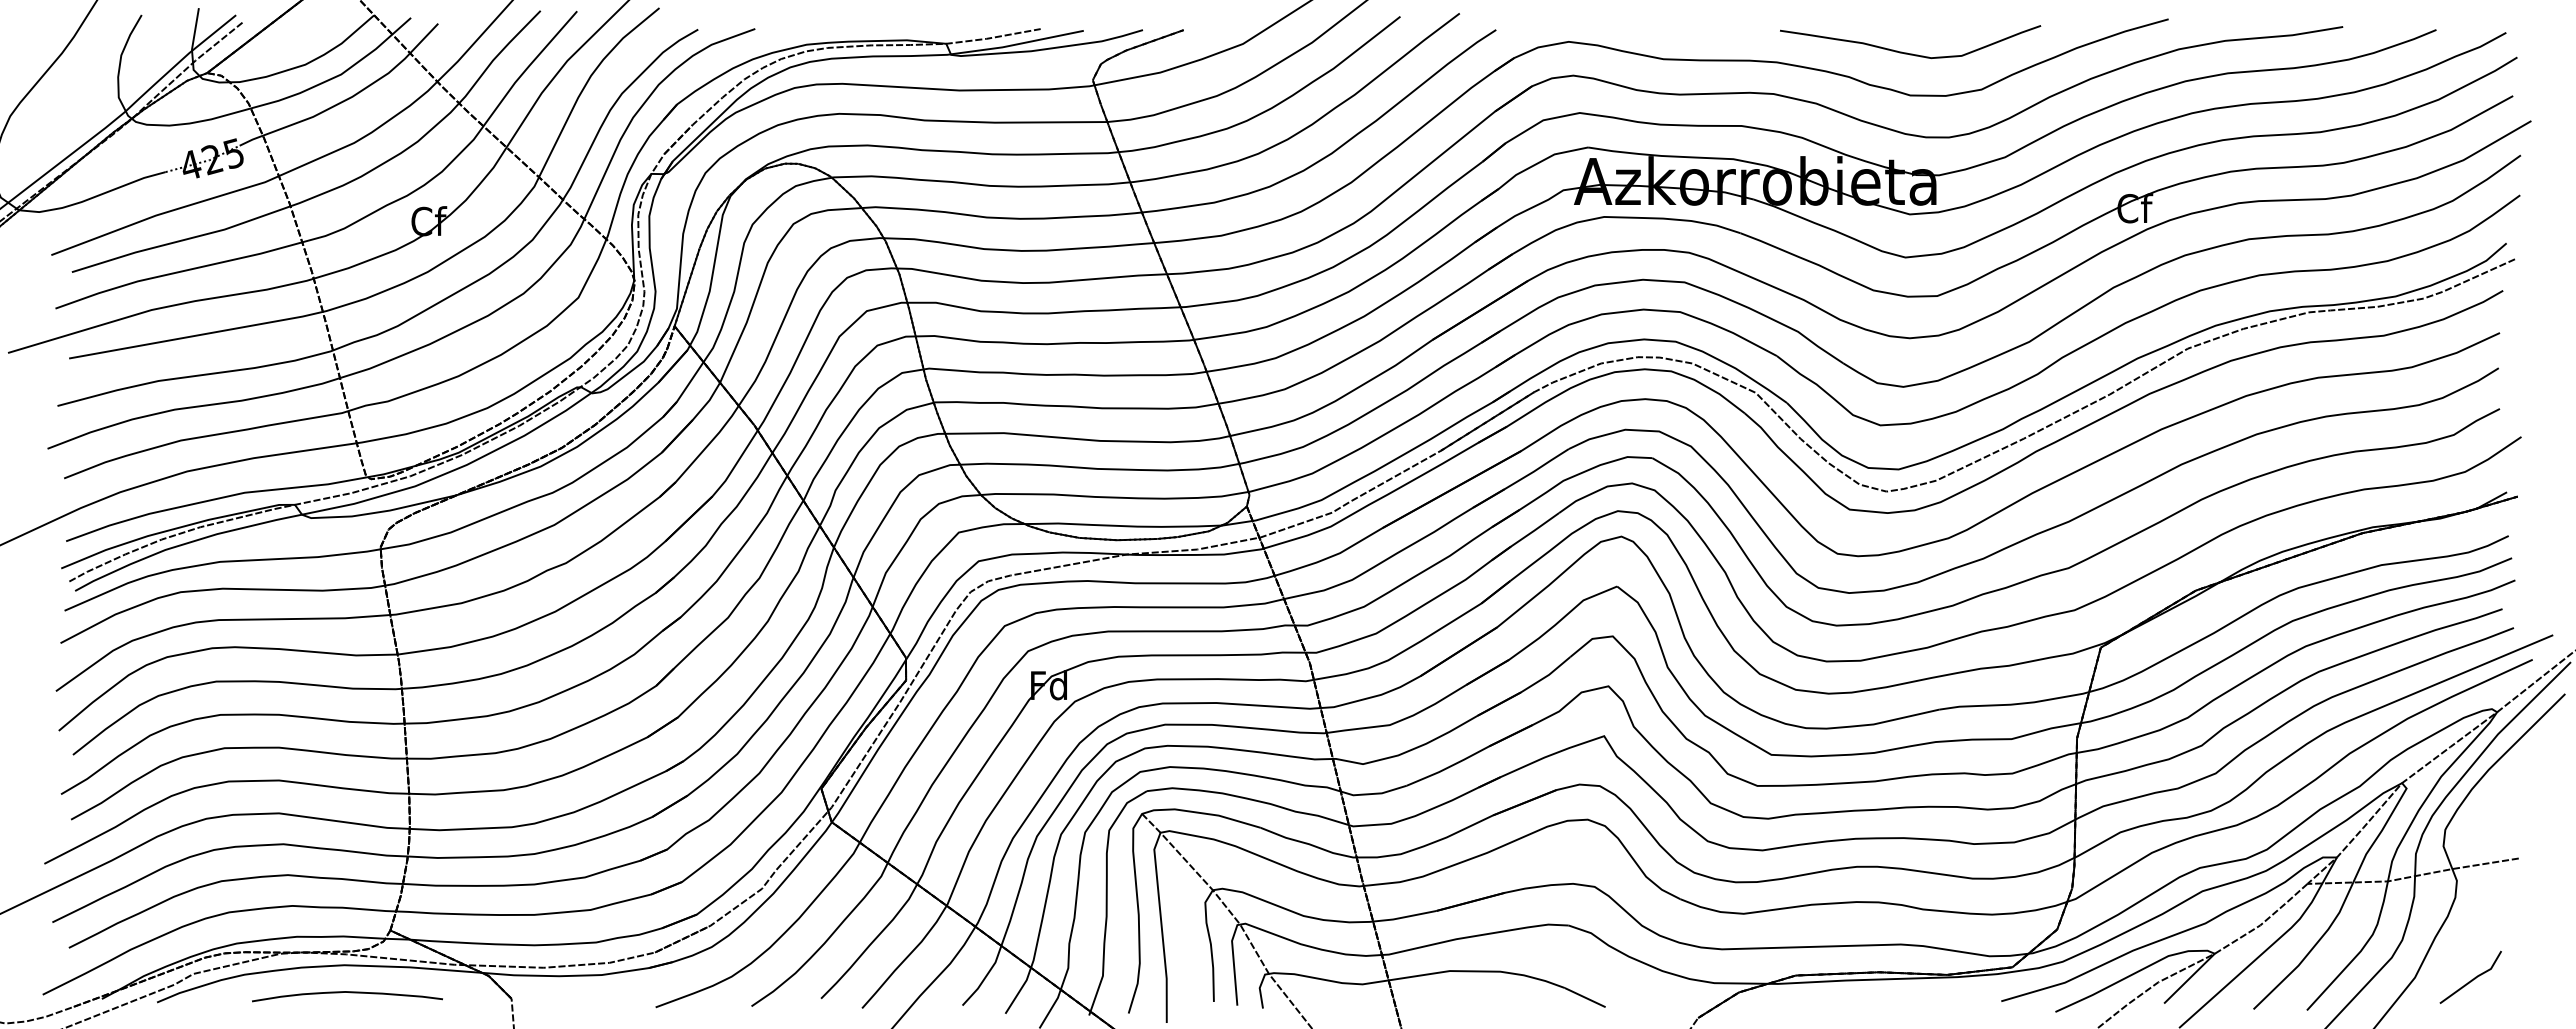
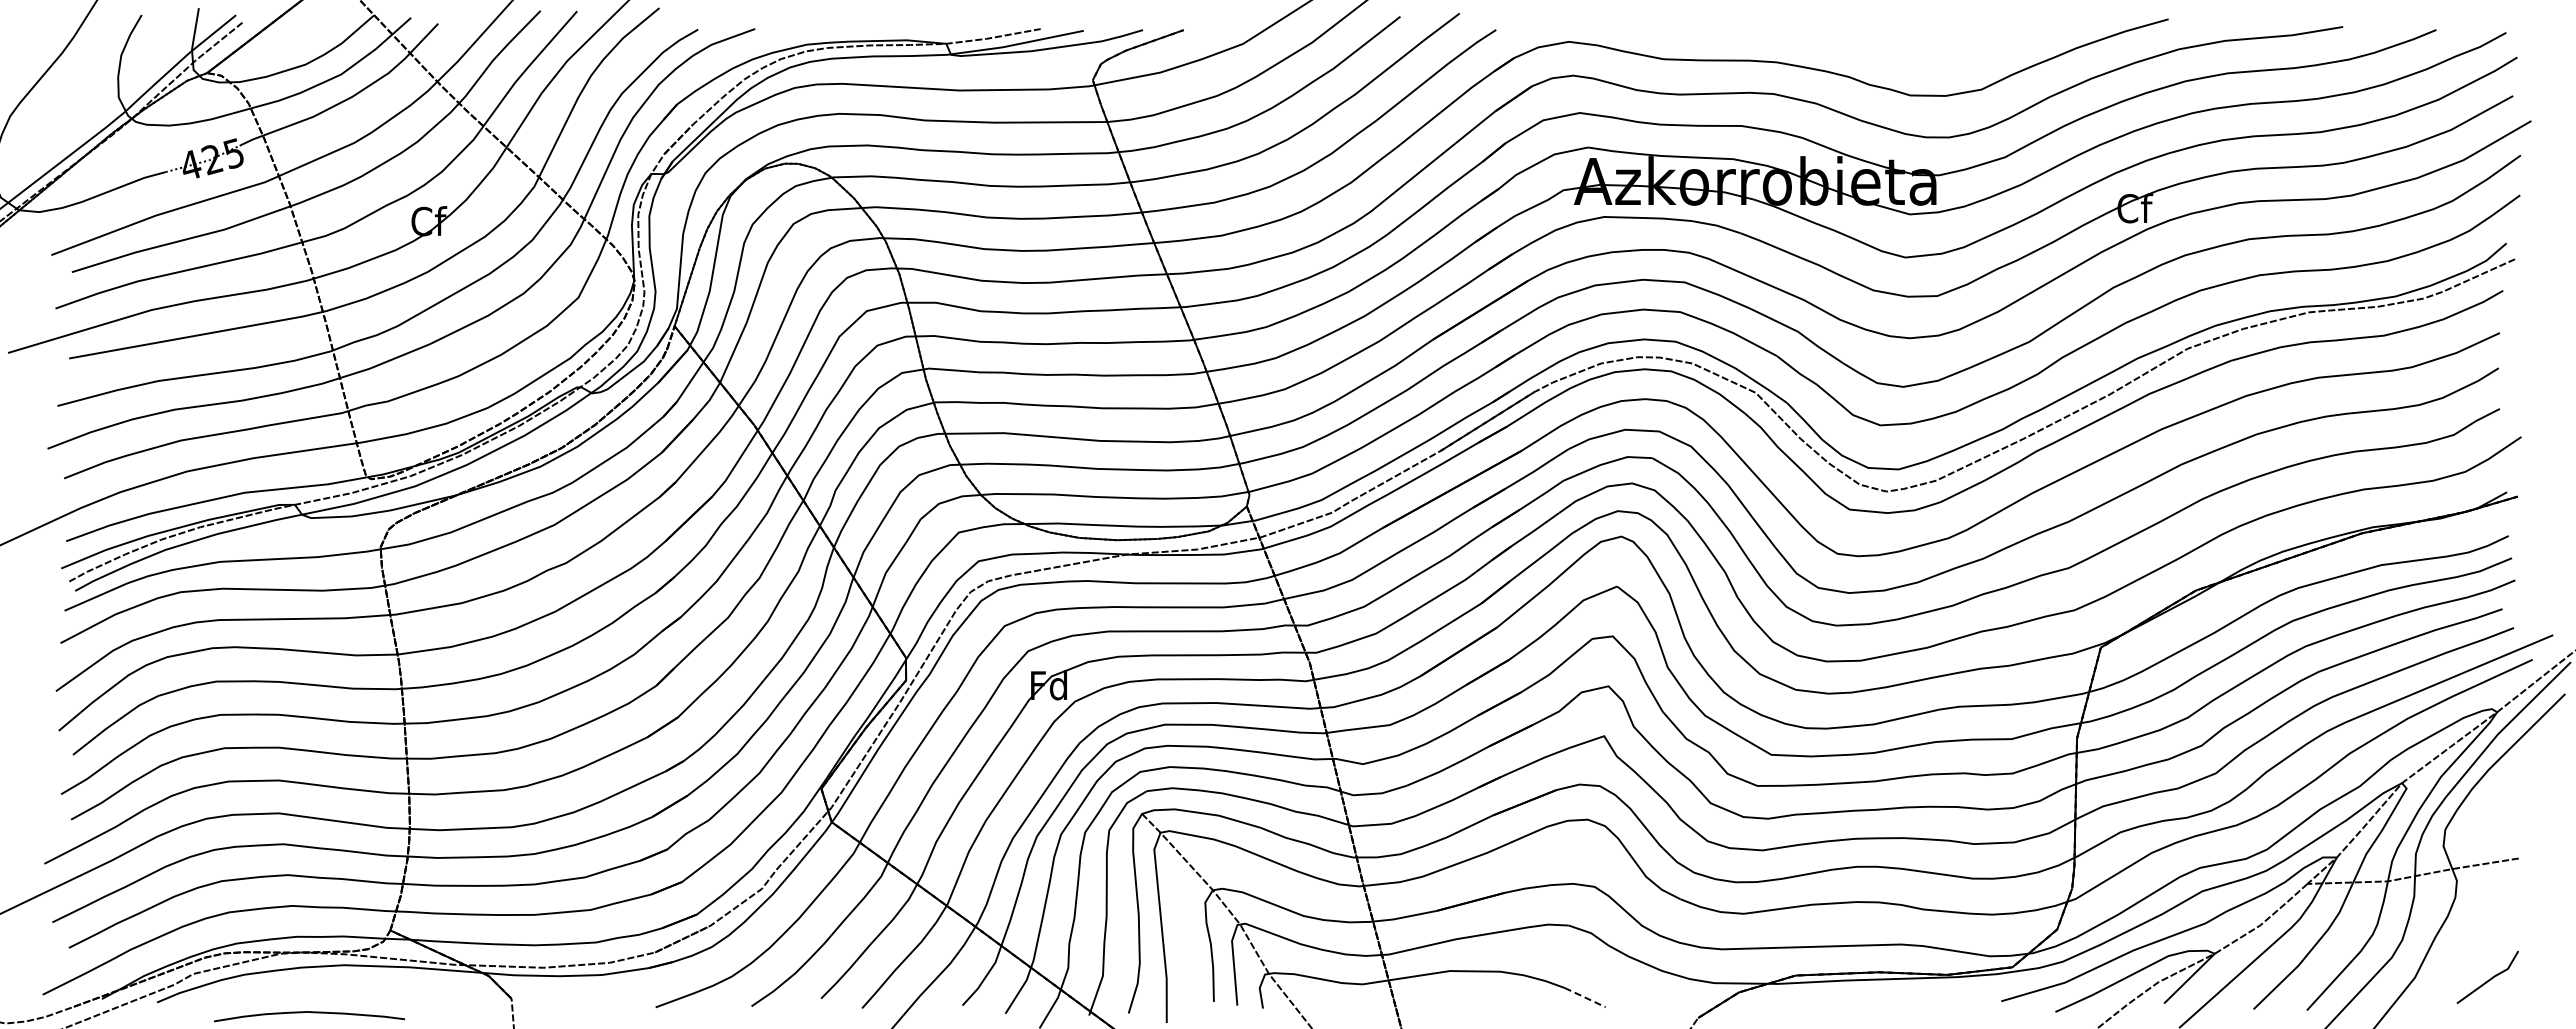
curve: present -> none (1907, 52)
line position: (2471, 979) -> (2488, 979) (2488, 979)
curve position: (347, 992) -> (309, 1012) (309, 1012)
line: solid -> dashed (1585, 997)
